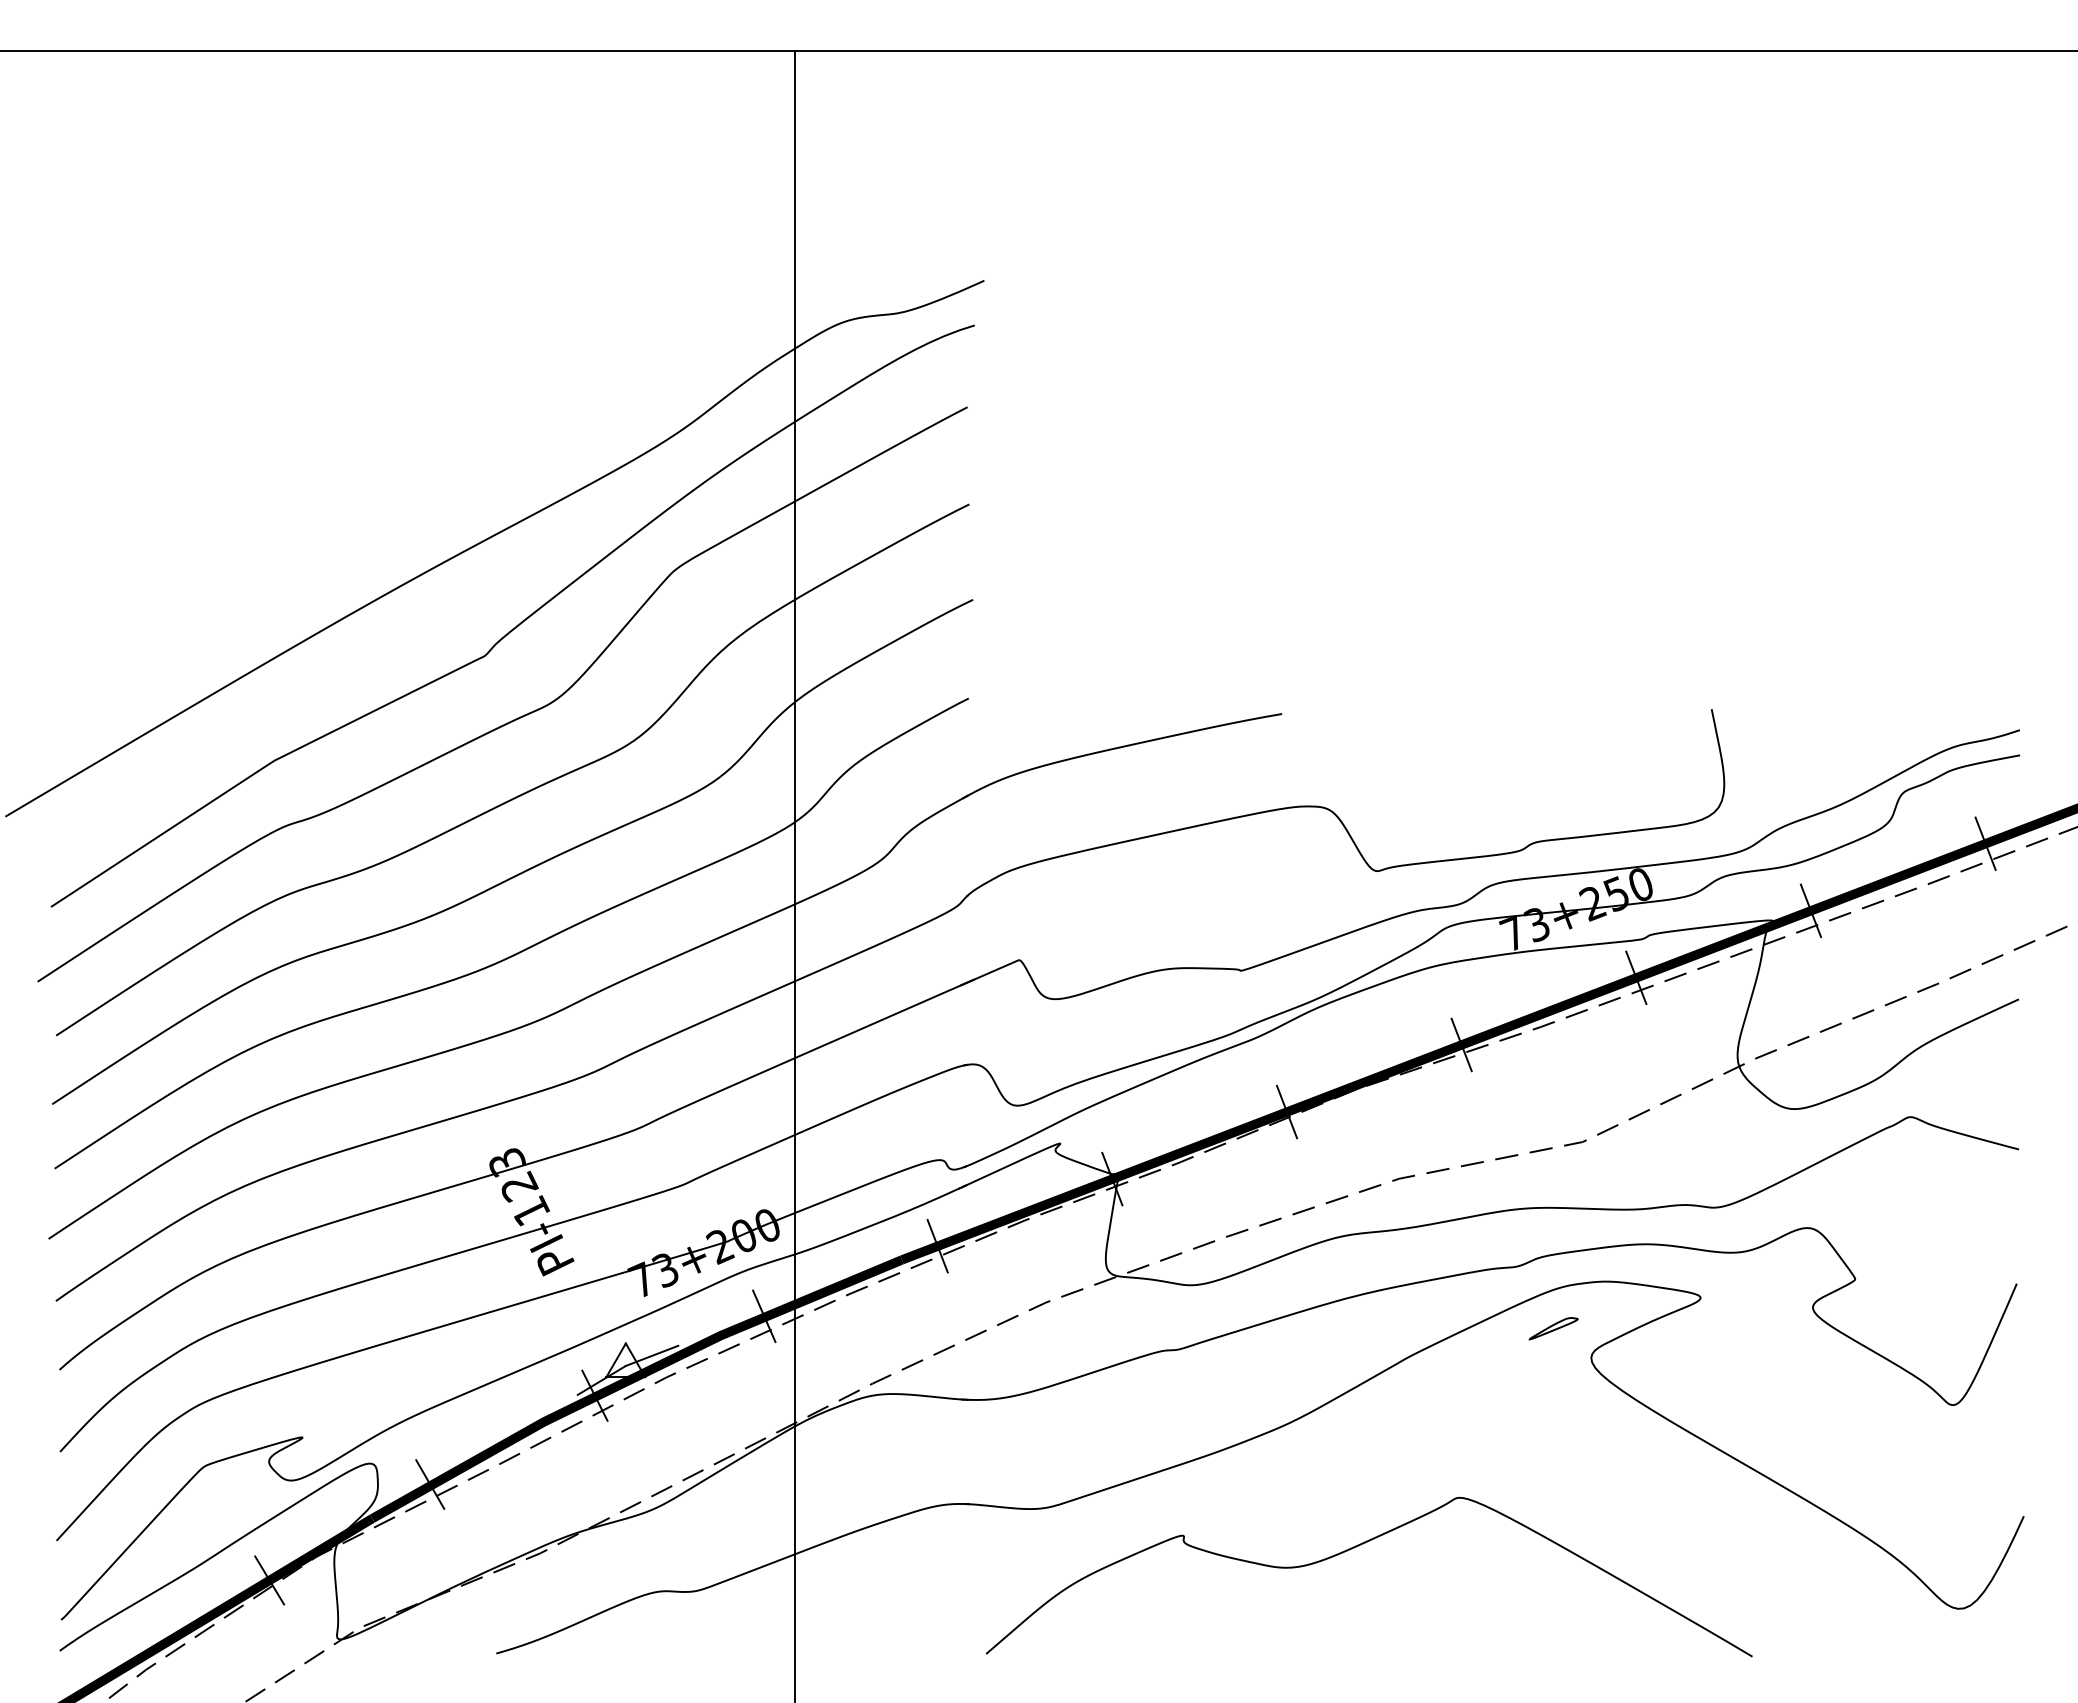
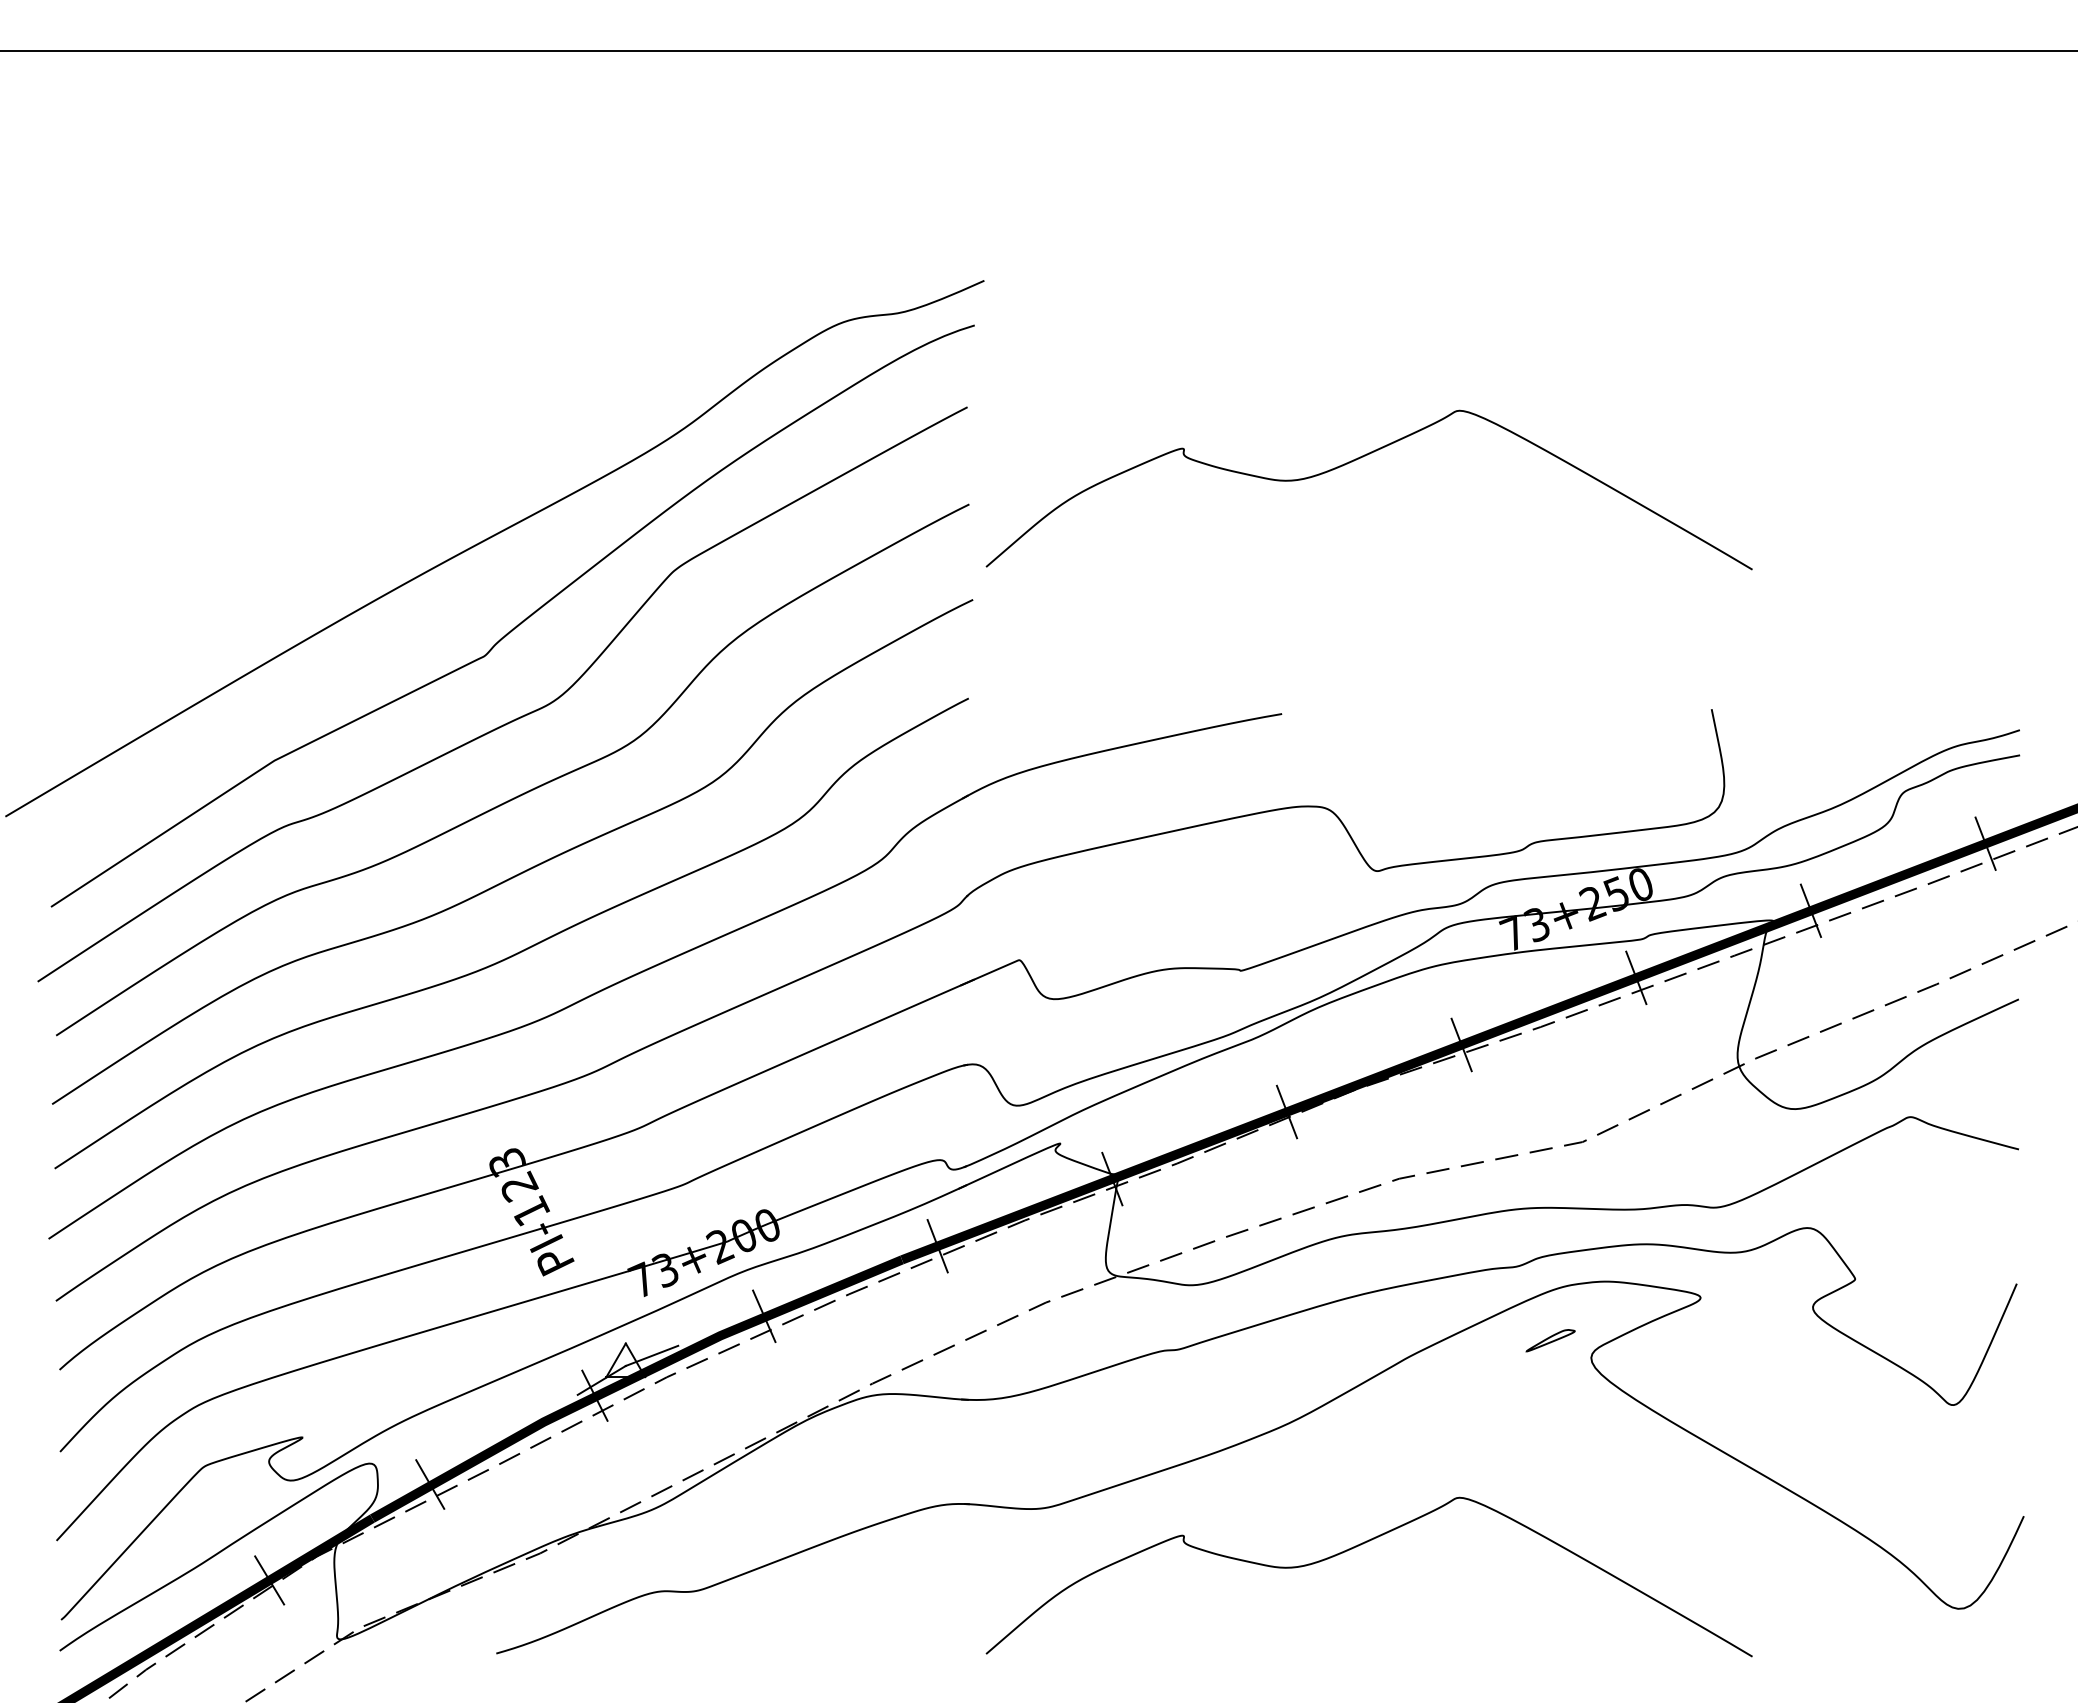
curve: none -> present (1354, 461)
line: present -> none (795, 875)
part position: (1553, 1328) -> (1550, 1340) (1550, 1340)
